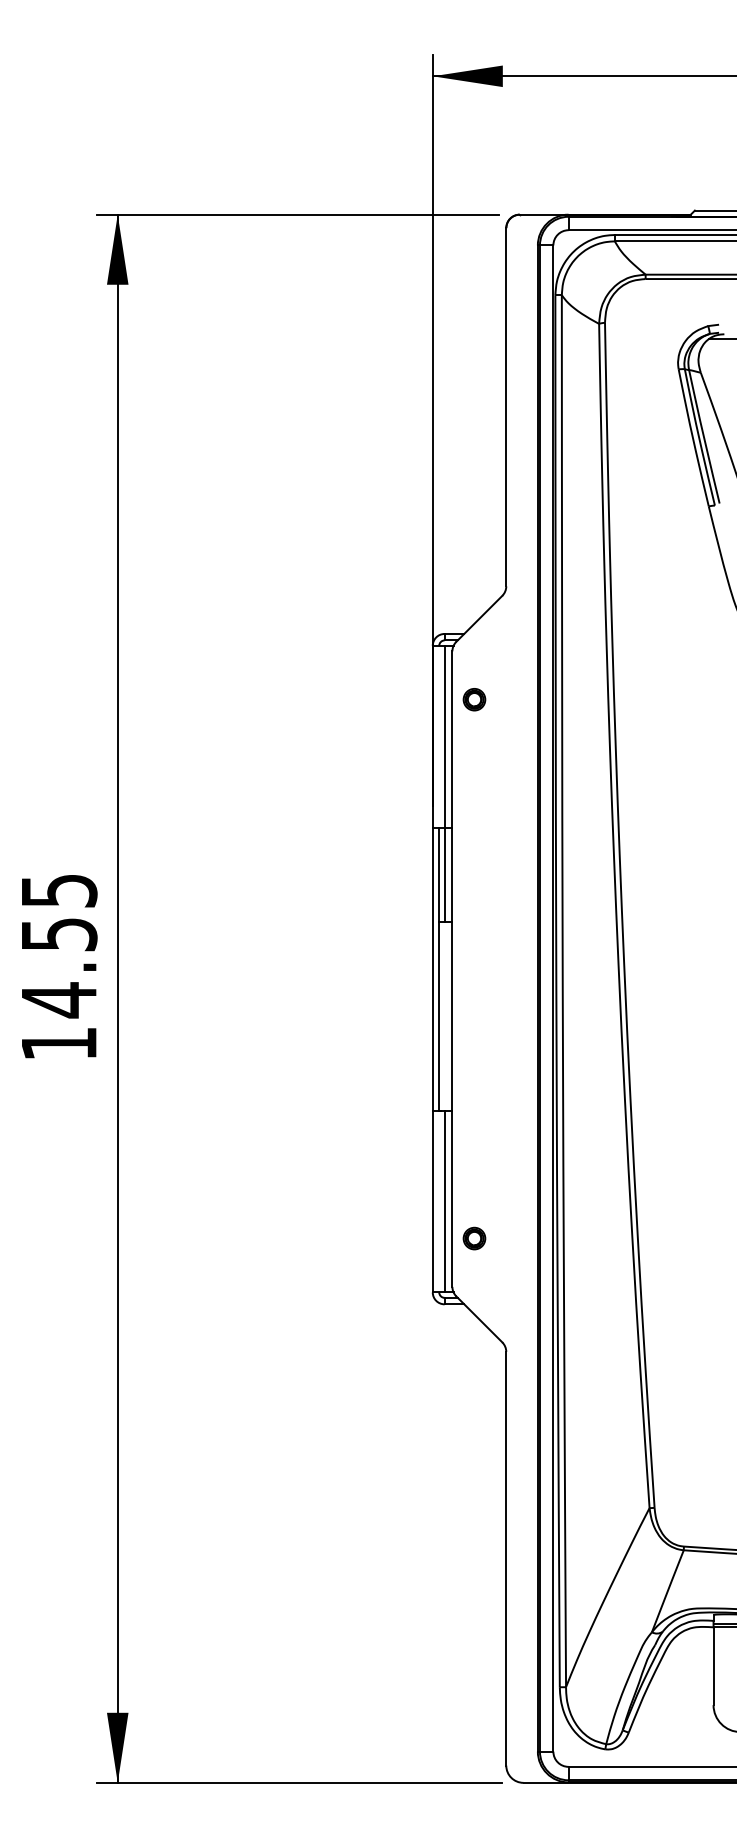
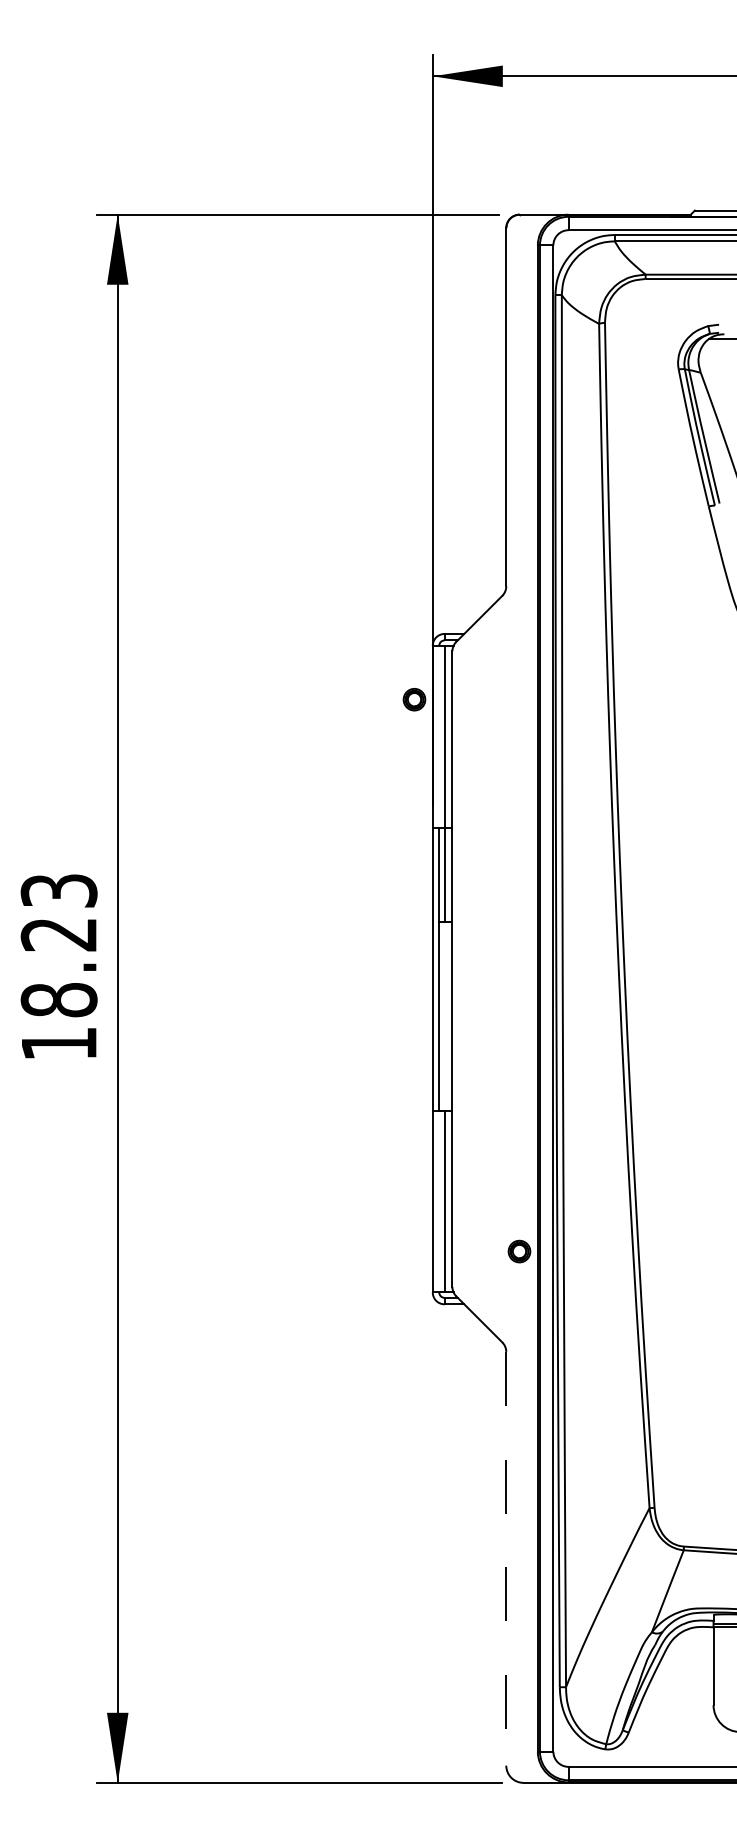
part position: (474, 699) -> (414, 699) (414, 699)
text: 14.55 -> 18.23 (58, 946)
part position: (474, 1238) -> (519, 1251) (519, 1251)
line: solid -> dashed (506, 1558)
